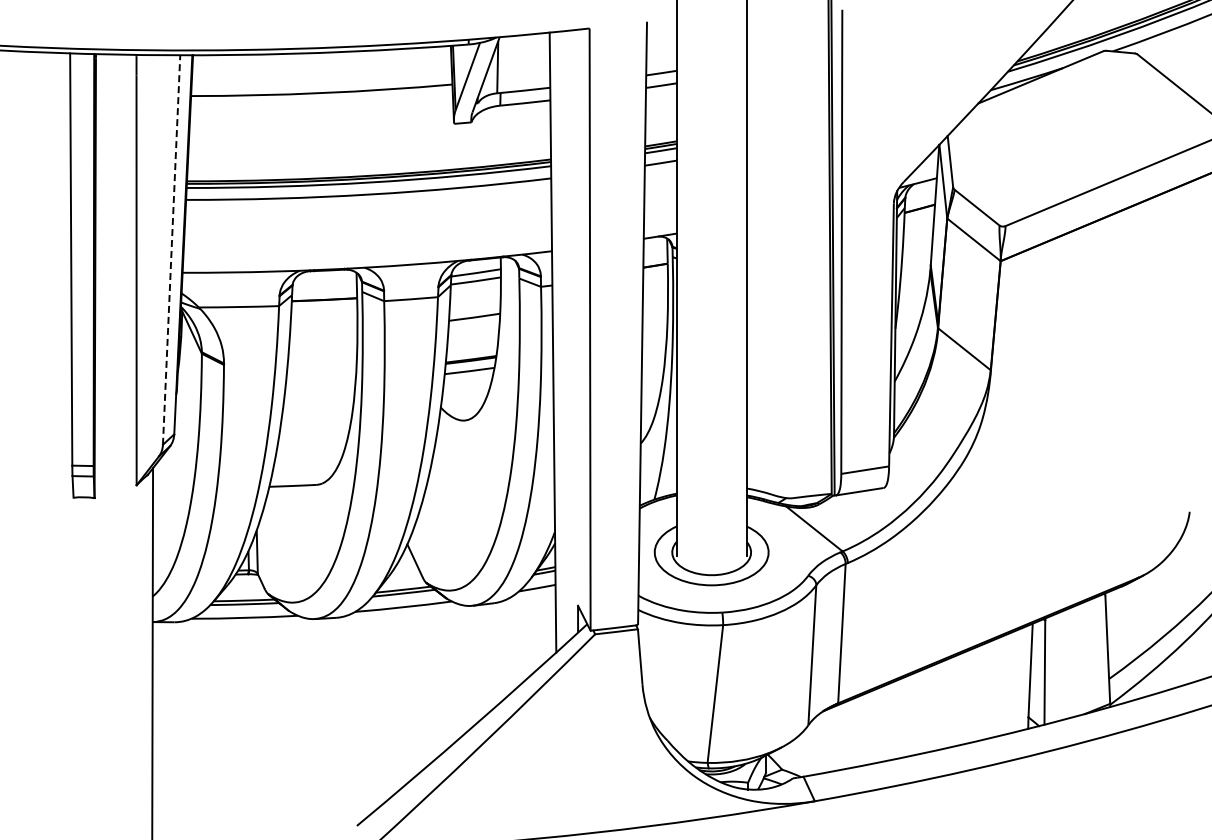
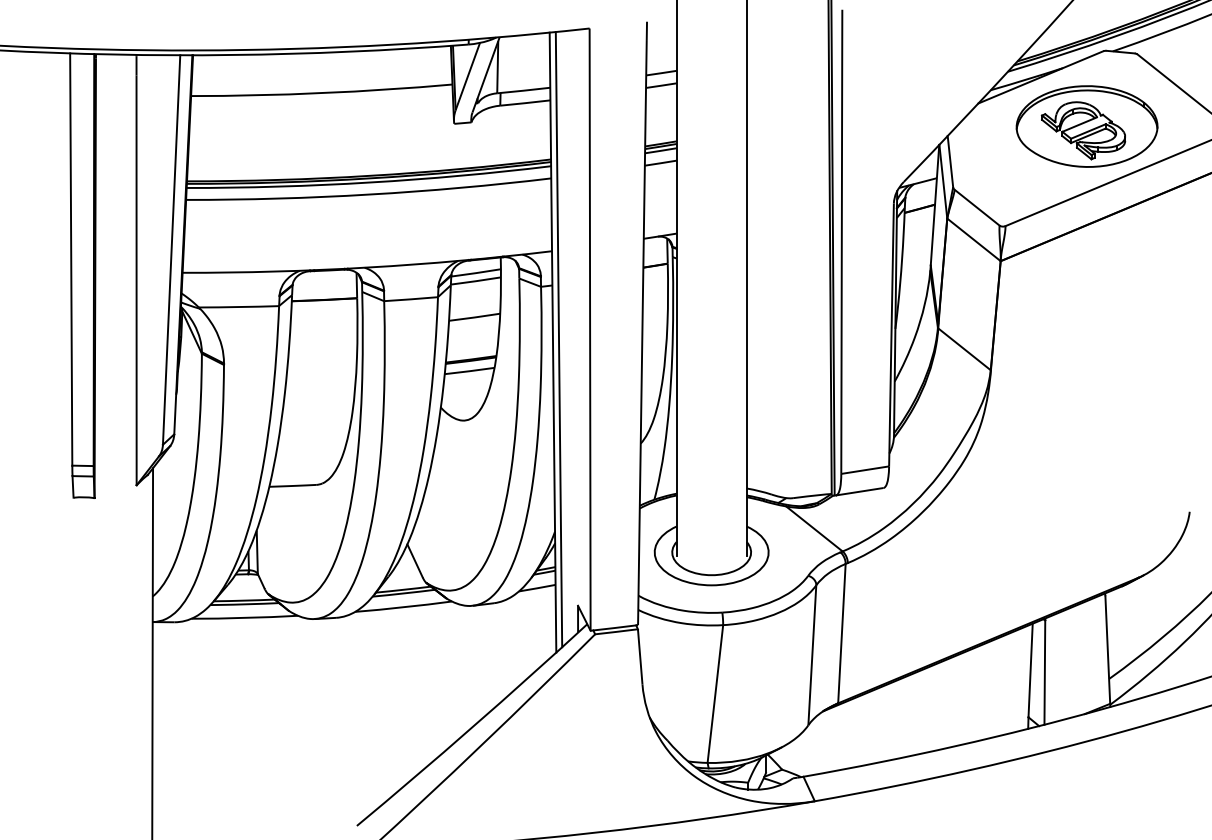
part: none -> present (1086, 126)
line: dashed -> solid (171, 250)
line: none -> present (558, 339)
